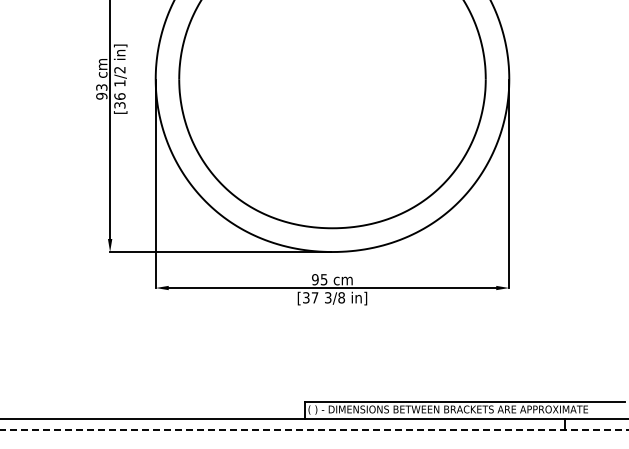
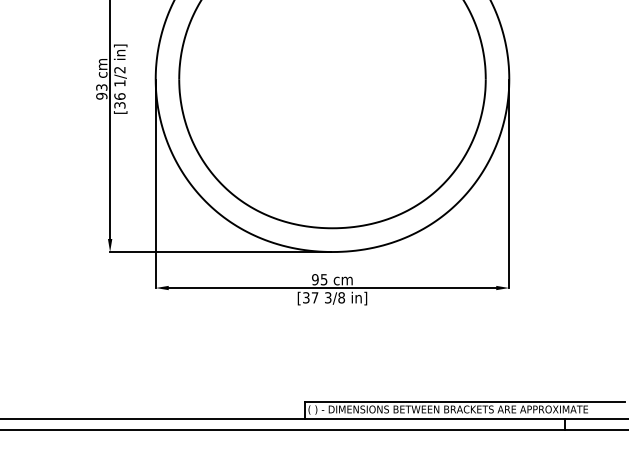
line: dashed -> solid (314, 429)
